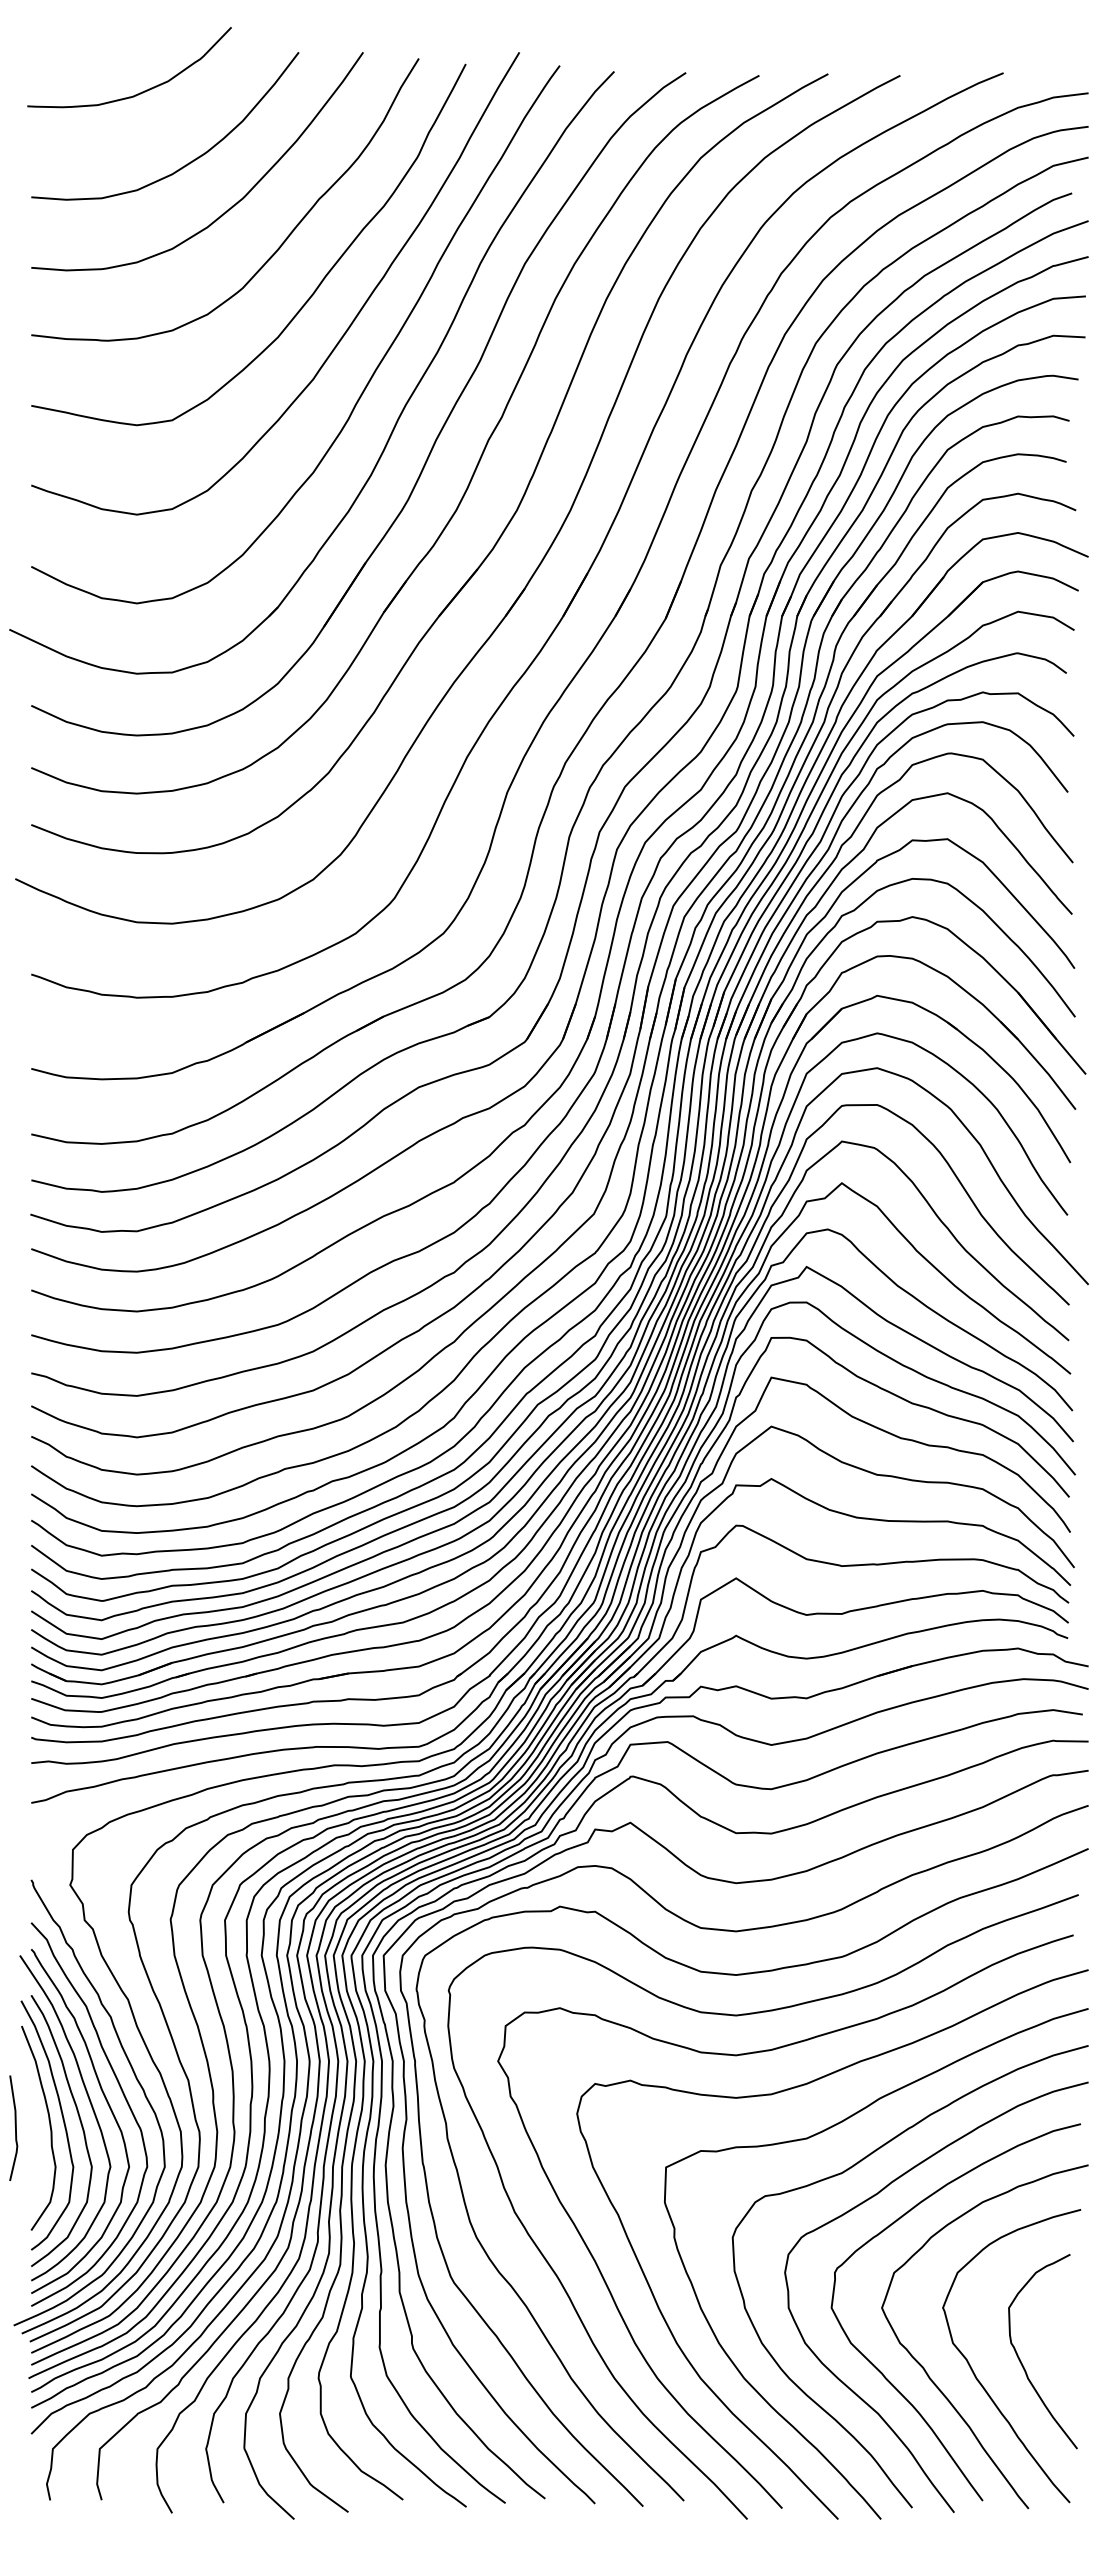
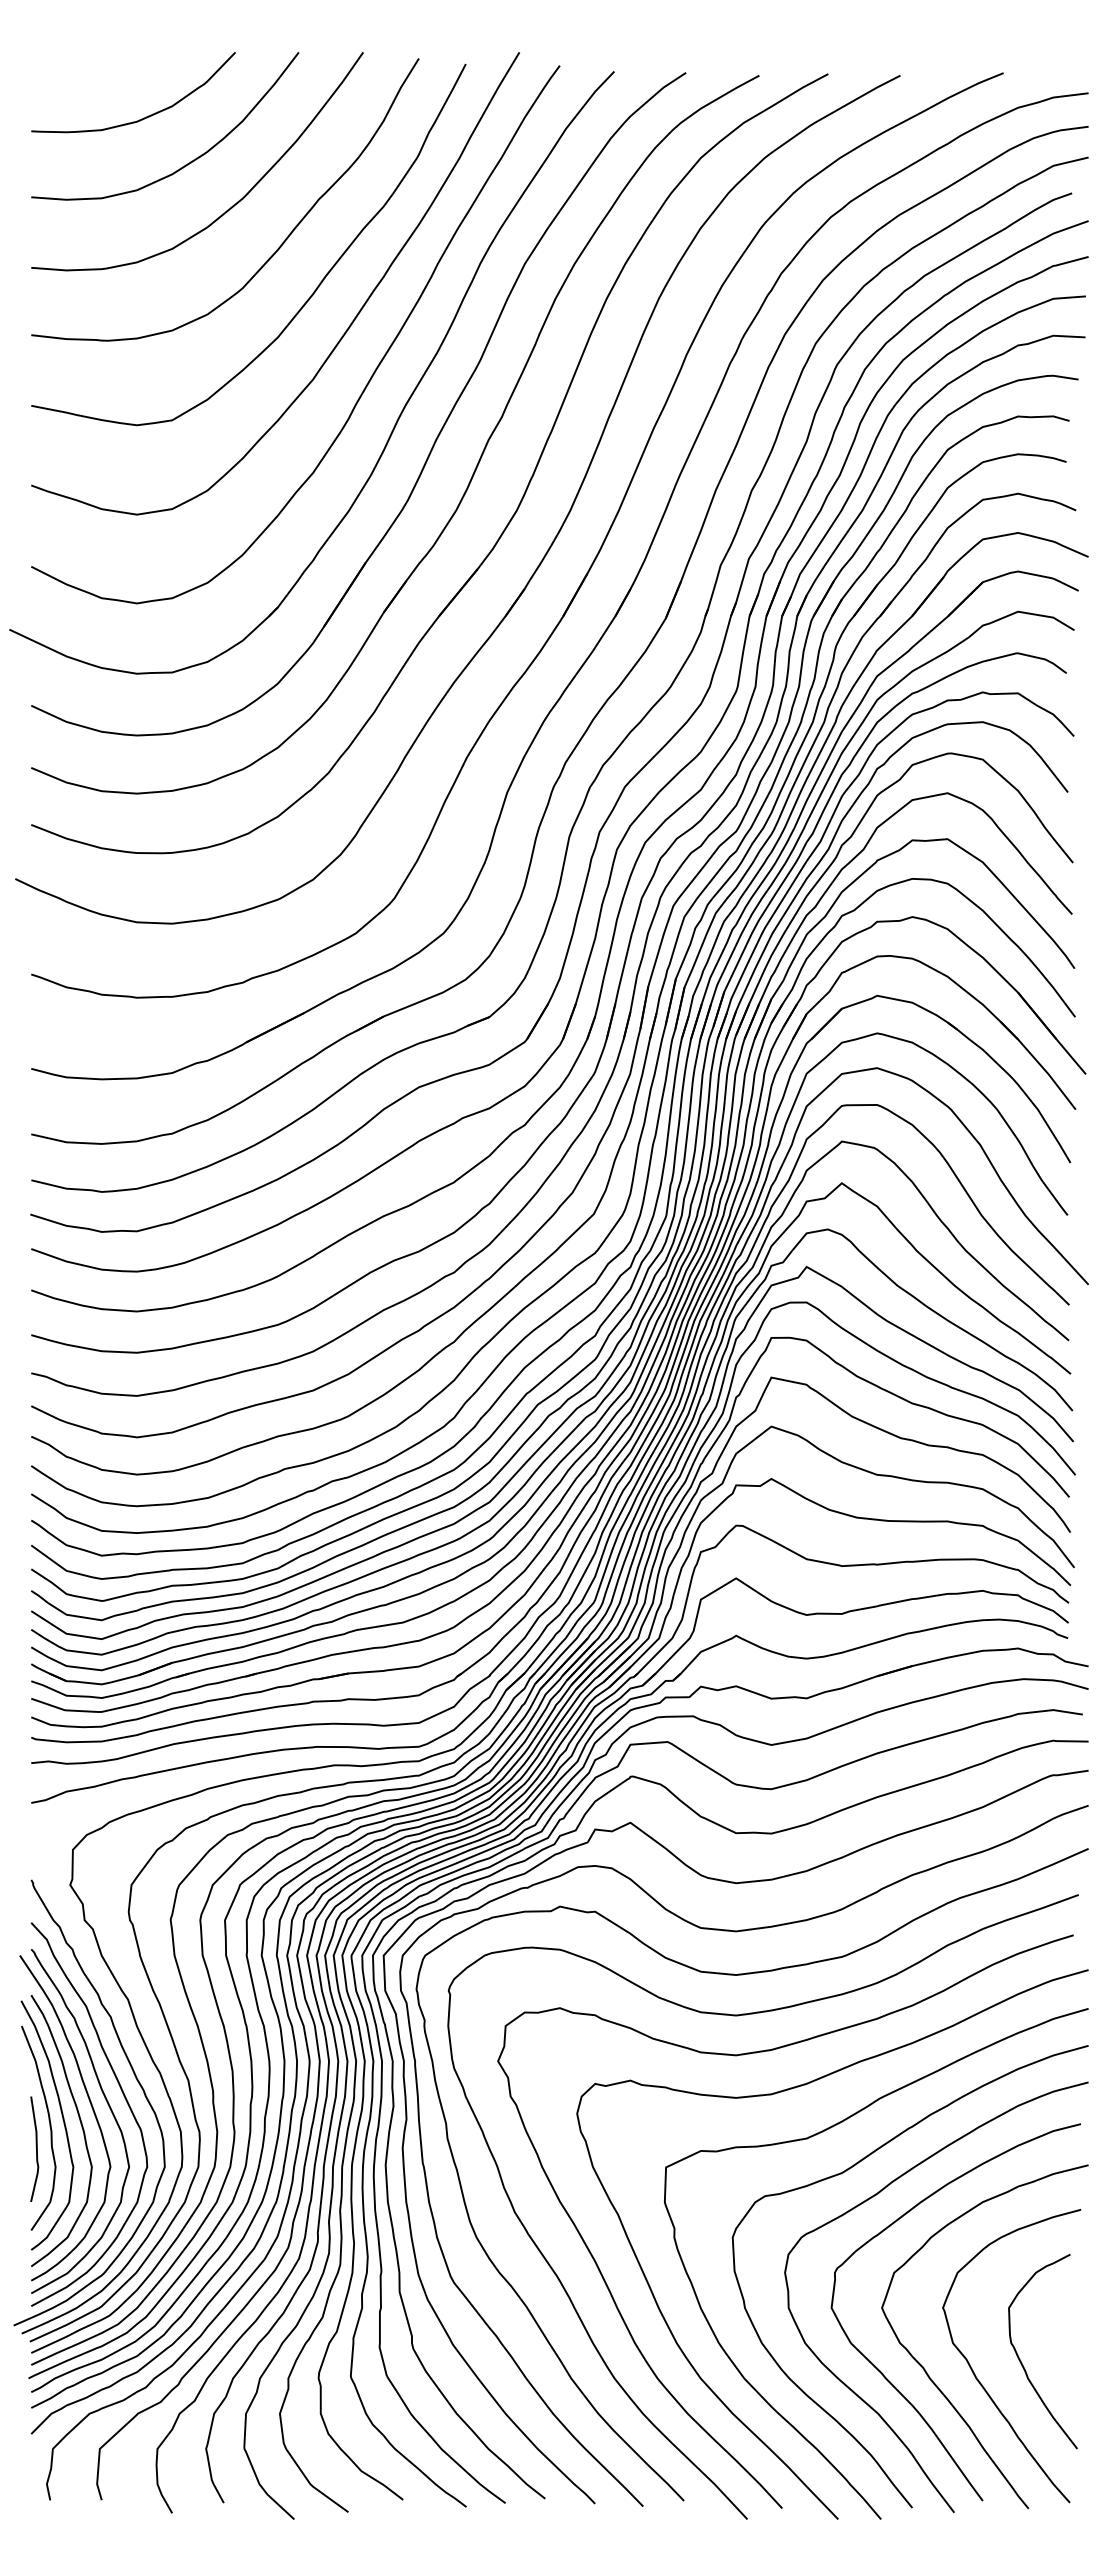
curve position: (139, 92) -> (143, 117) (143, 117)
curve position: (15, 2127) -> (36, 2148) (36, 2148)
